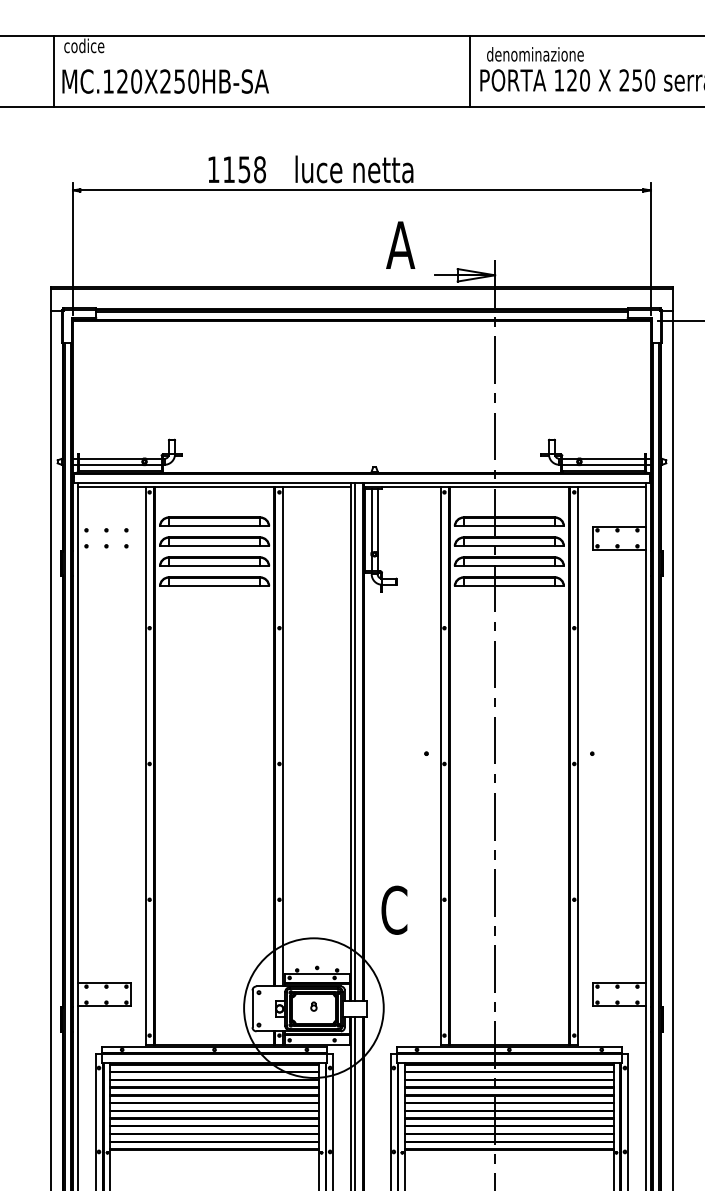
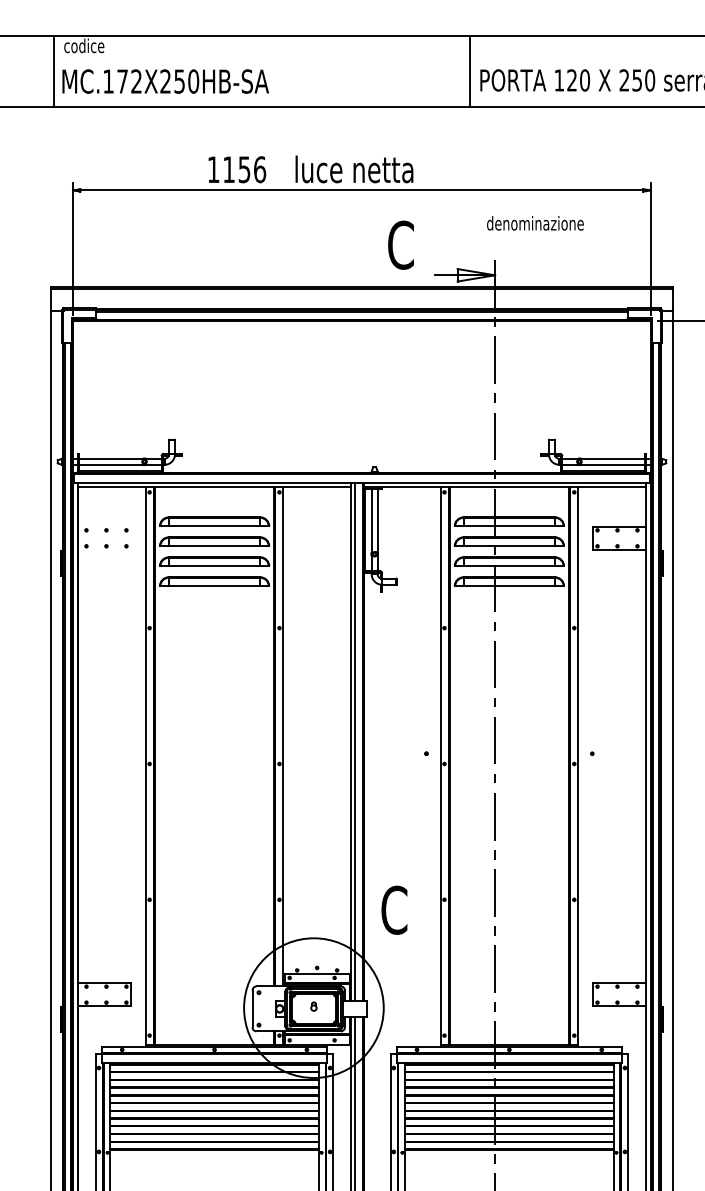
text position: (535, 54) -> (535, 223) (535, 223)
text: MC.120X250HB-SA -> MC.172X250HB-SA (129, 81)
text: 1158 -> 1156 (260, 169)
text: A -> C (400, 244)
